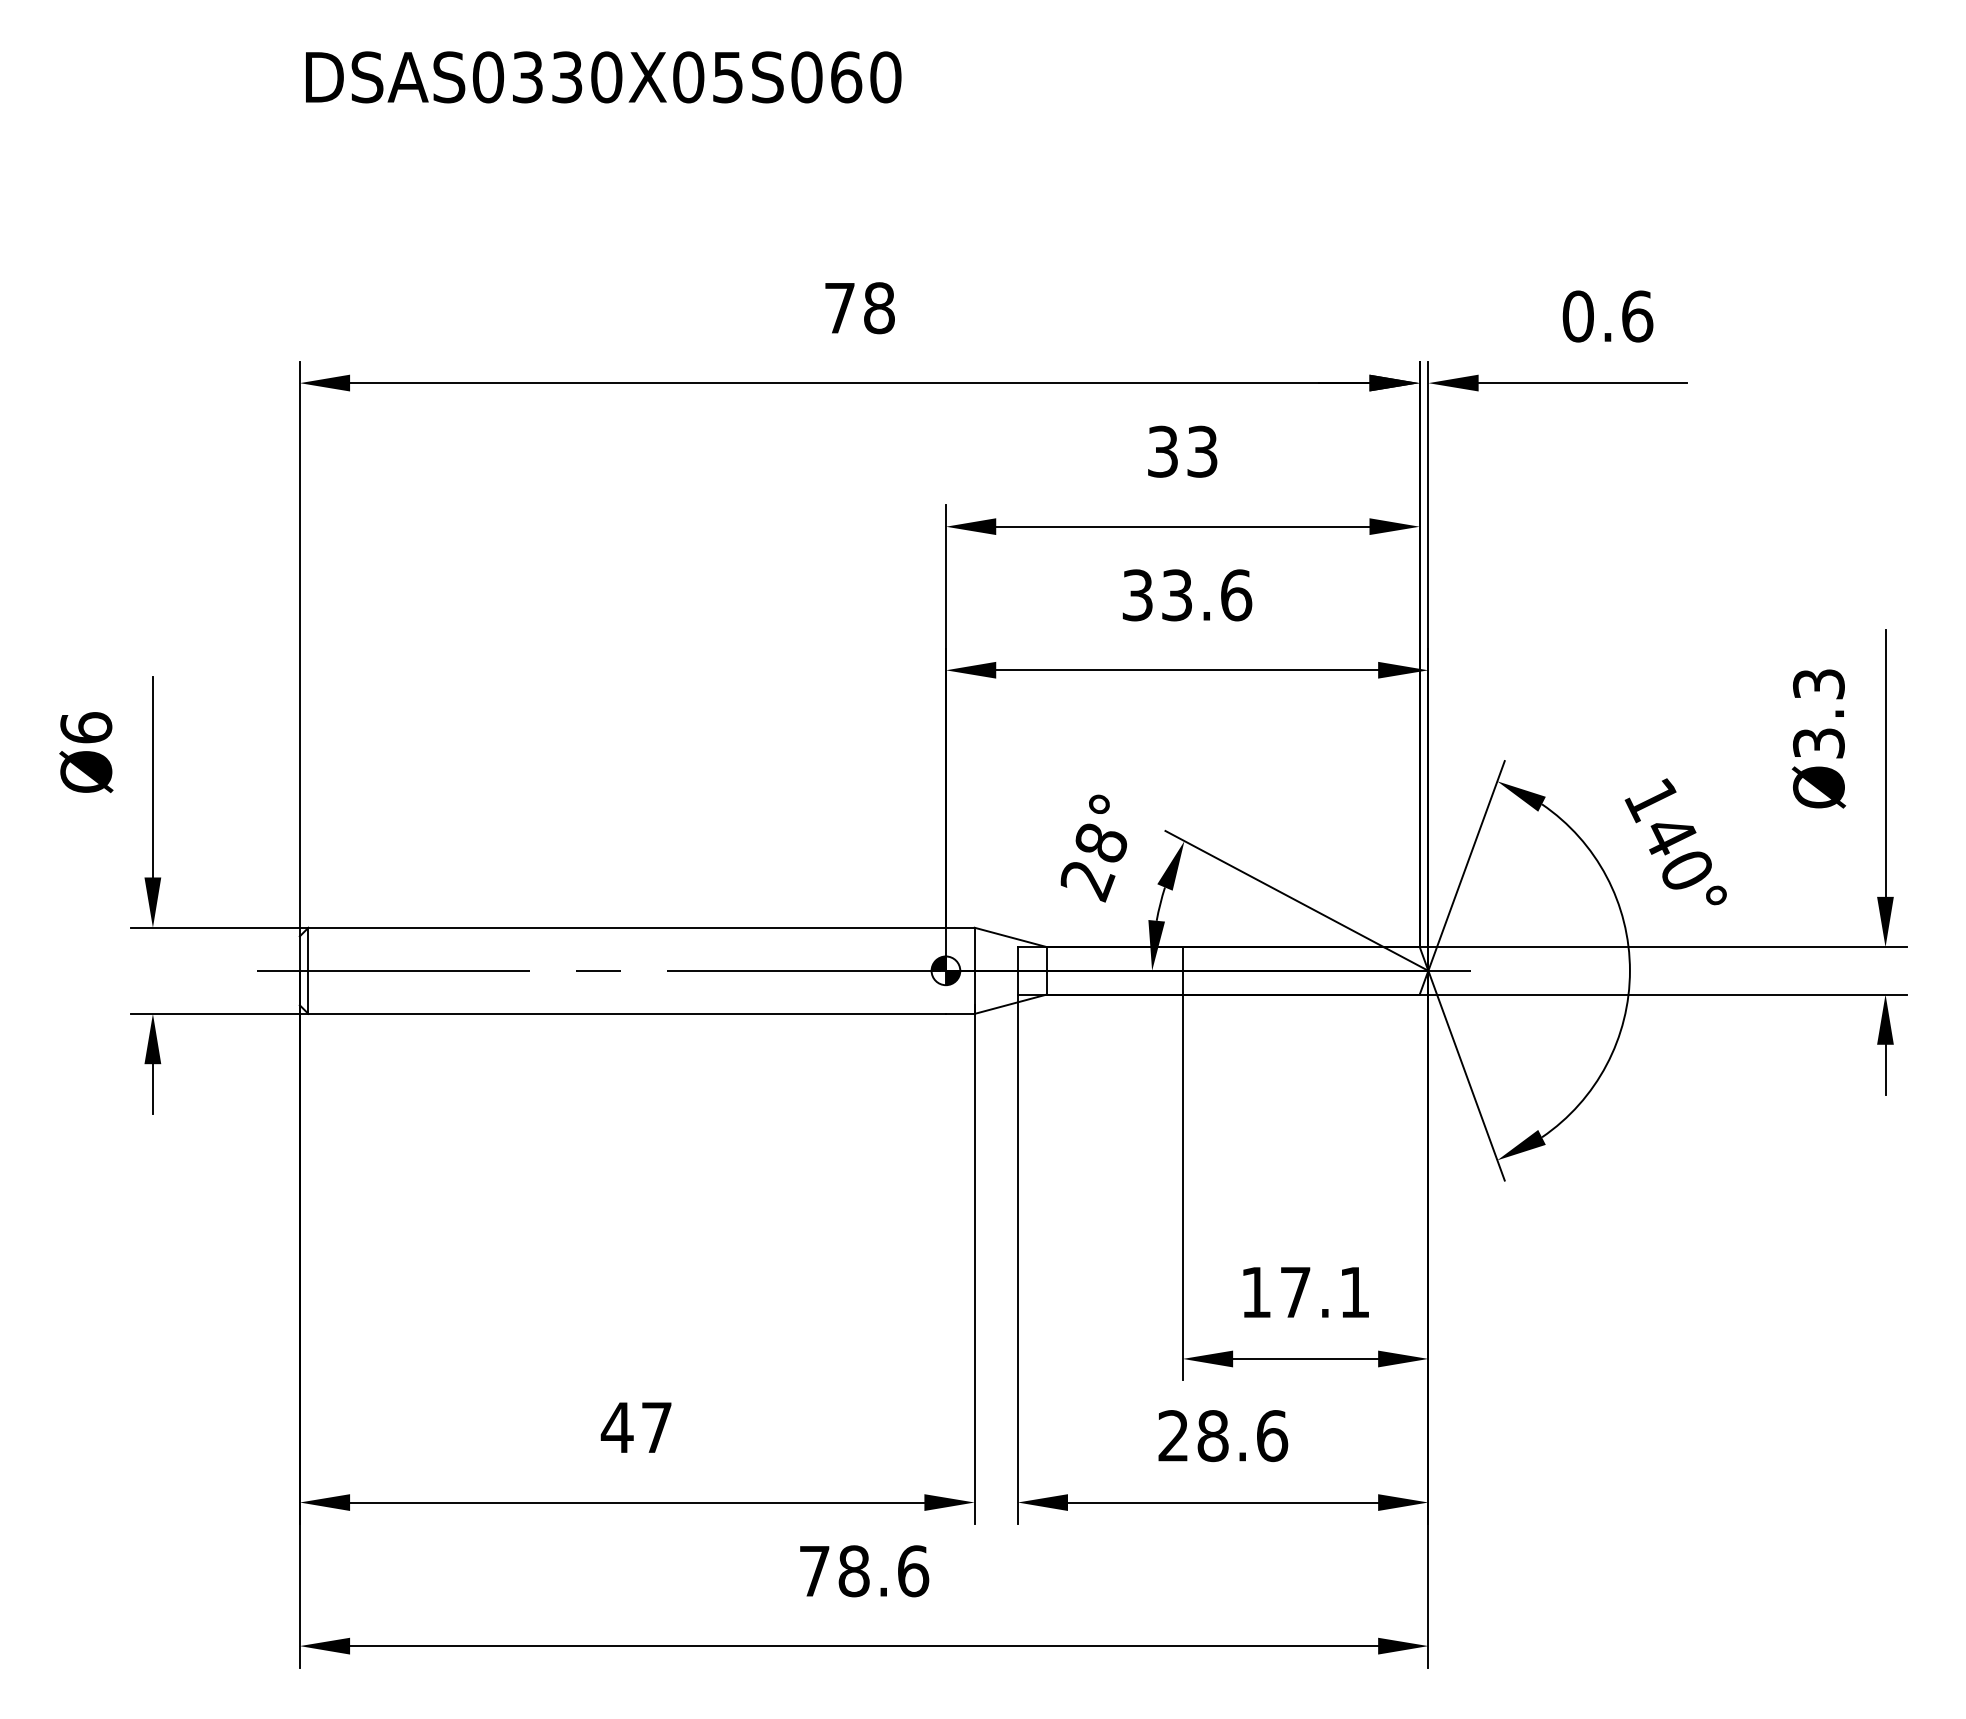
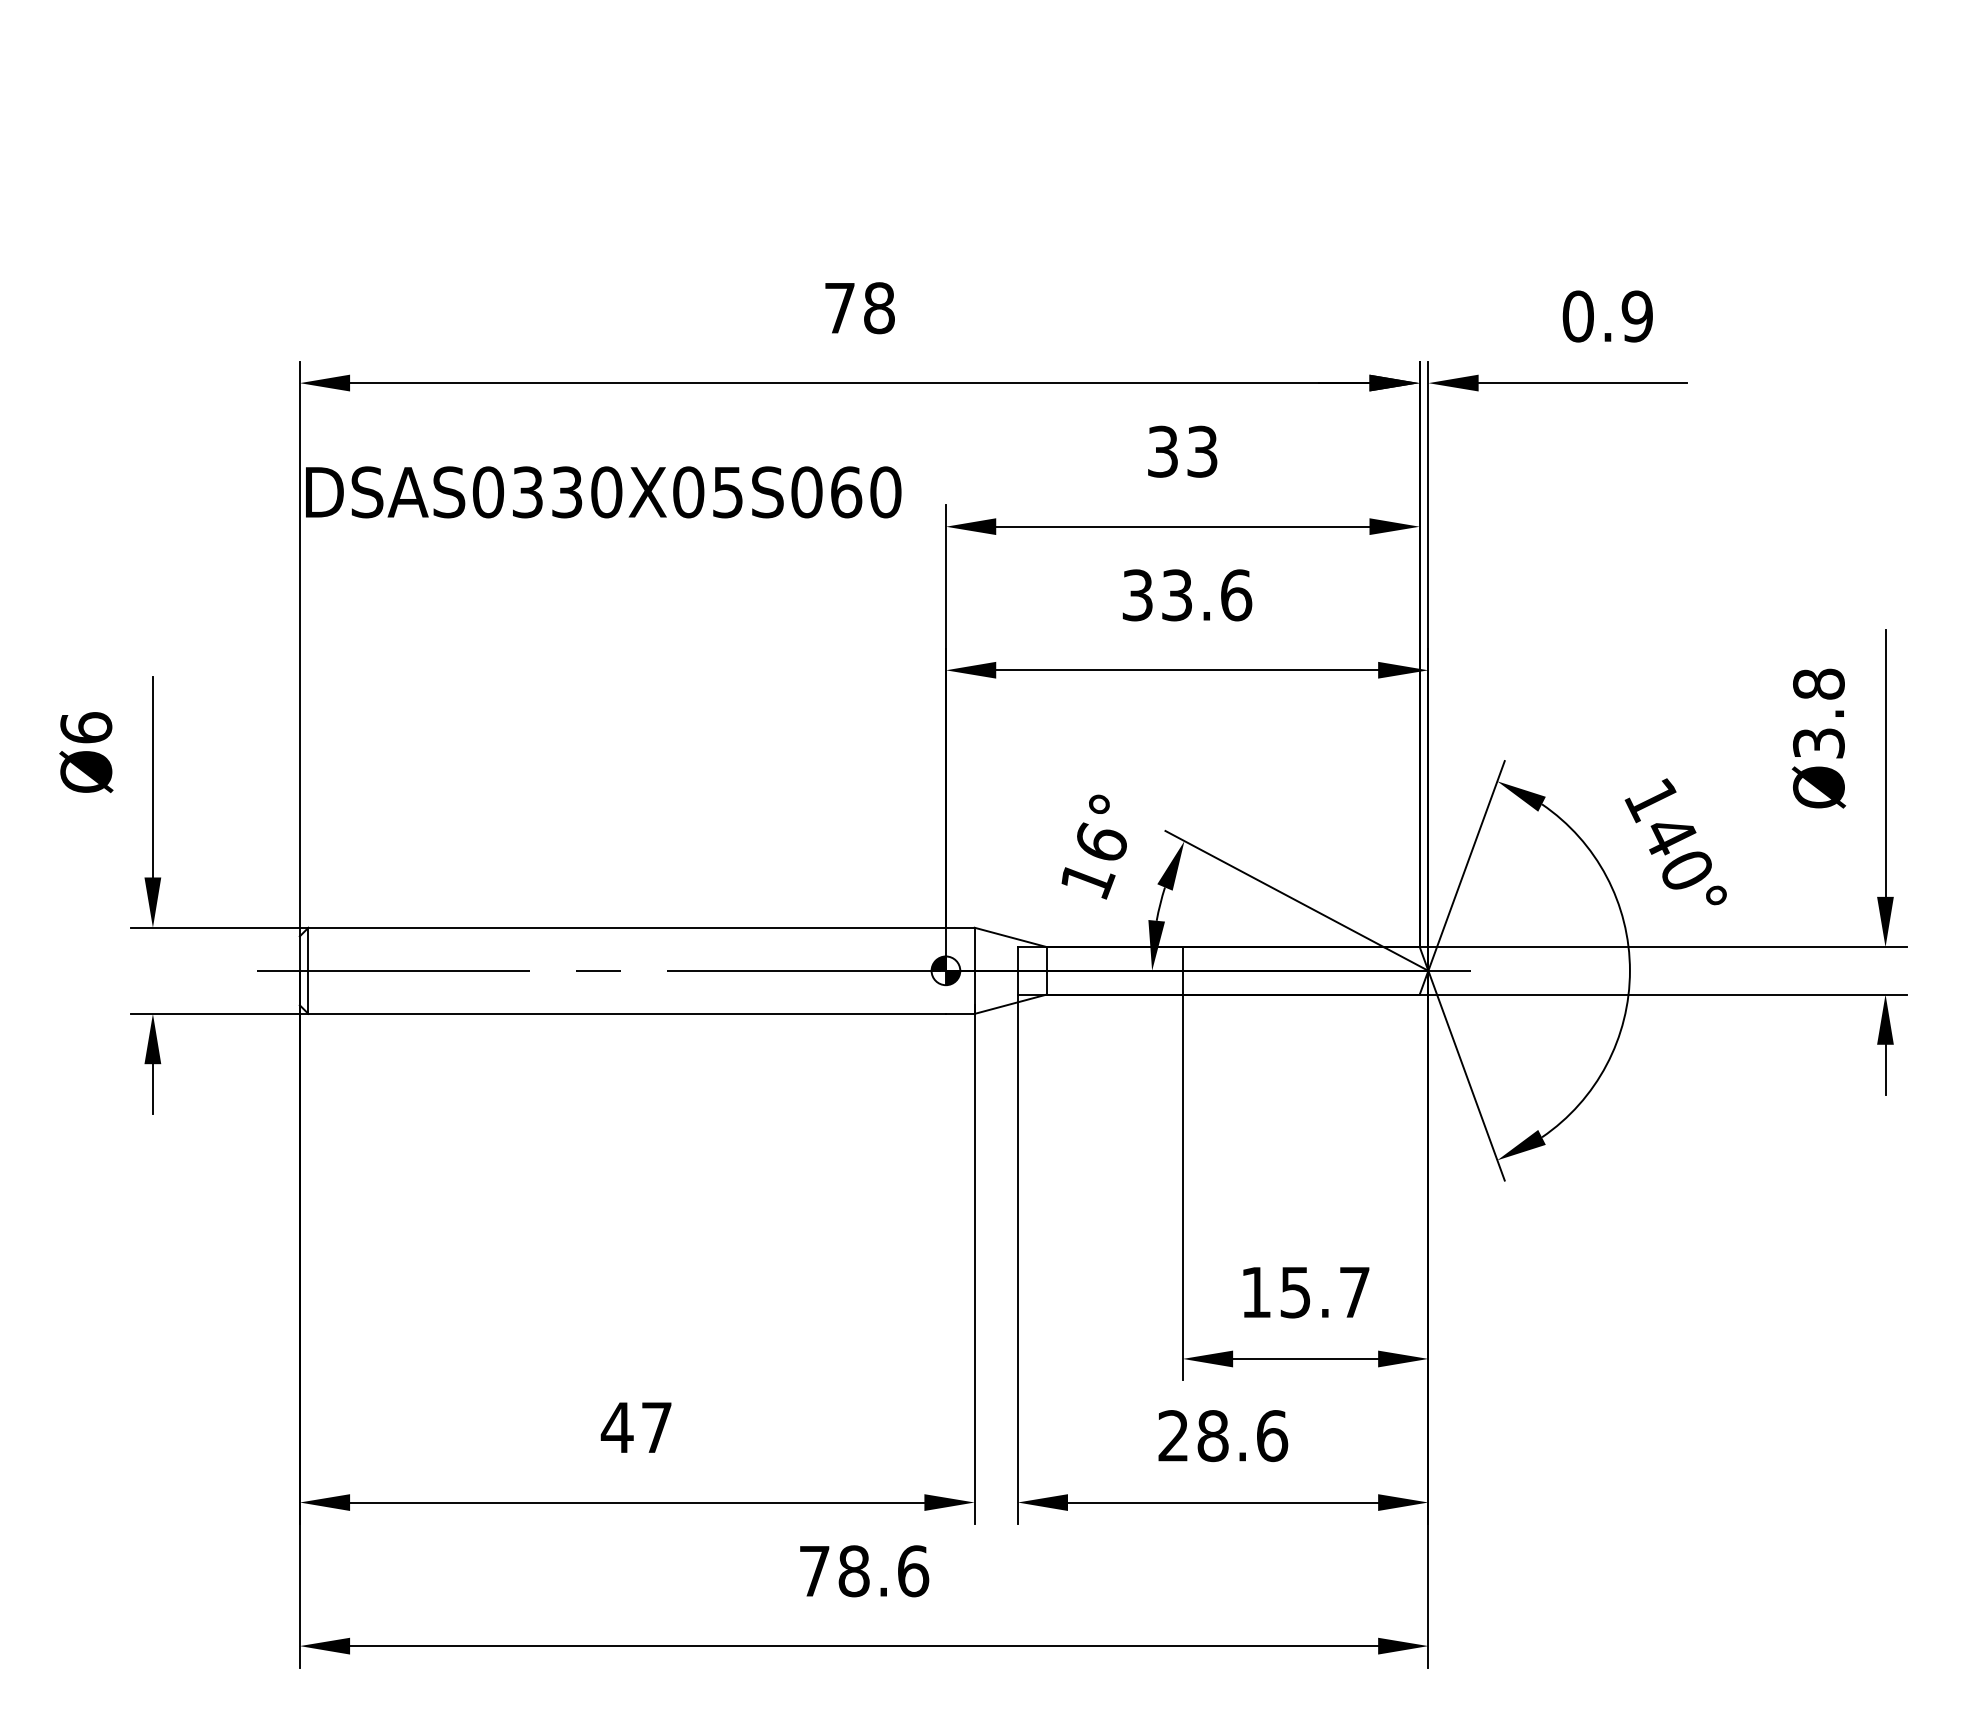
text position: (603, 77) -> (603, 492) (603, 492)
text: 0.6 -> 0.9 (1637, 316)
text: Ø3.3 -> Ø3.8 (1818, 683)
text: 28° -> 16° (1093, 862)
text: 17.1 -> 15.7 (1324, 1292)
